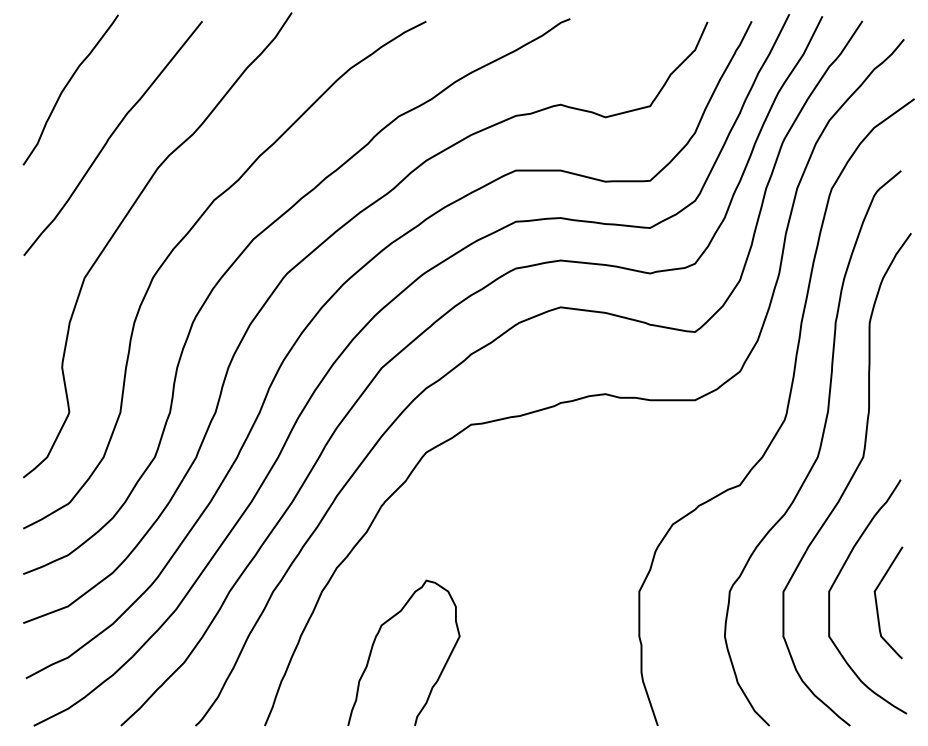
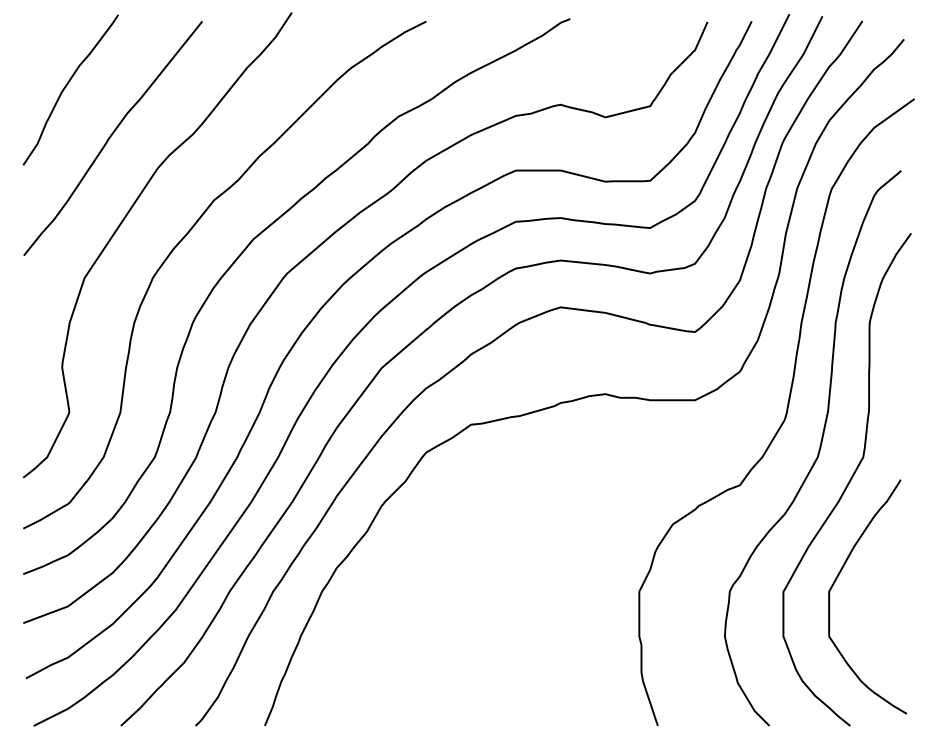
curve: present -> none (877, 602)
curve: present -> none (375, 641)
